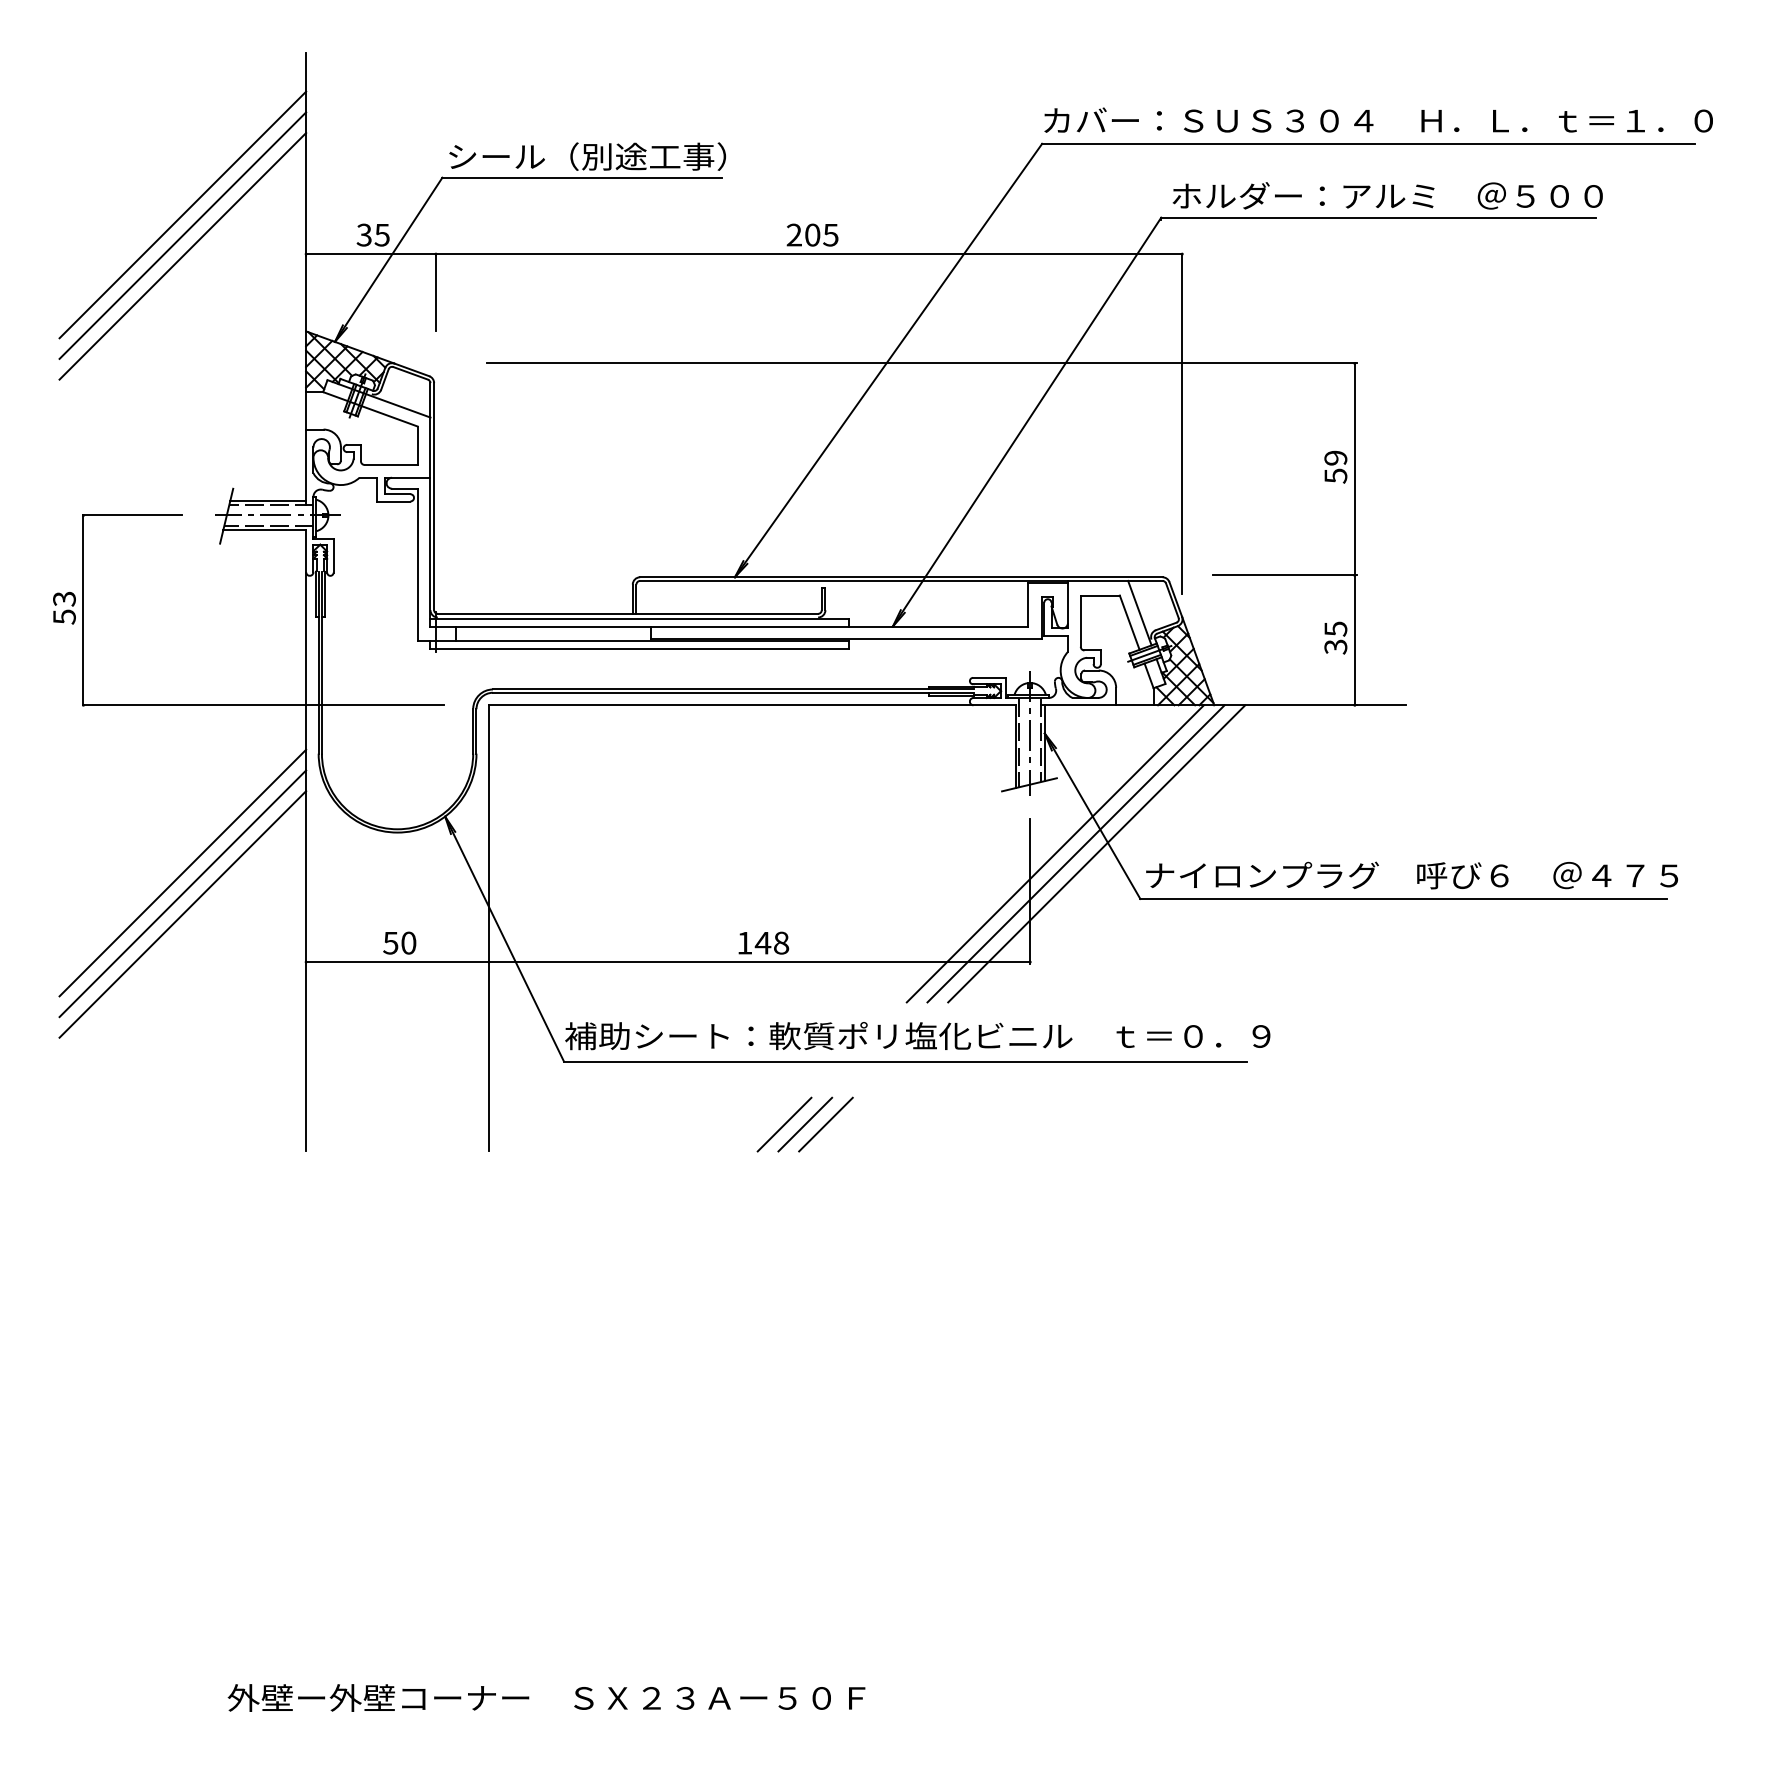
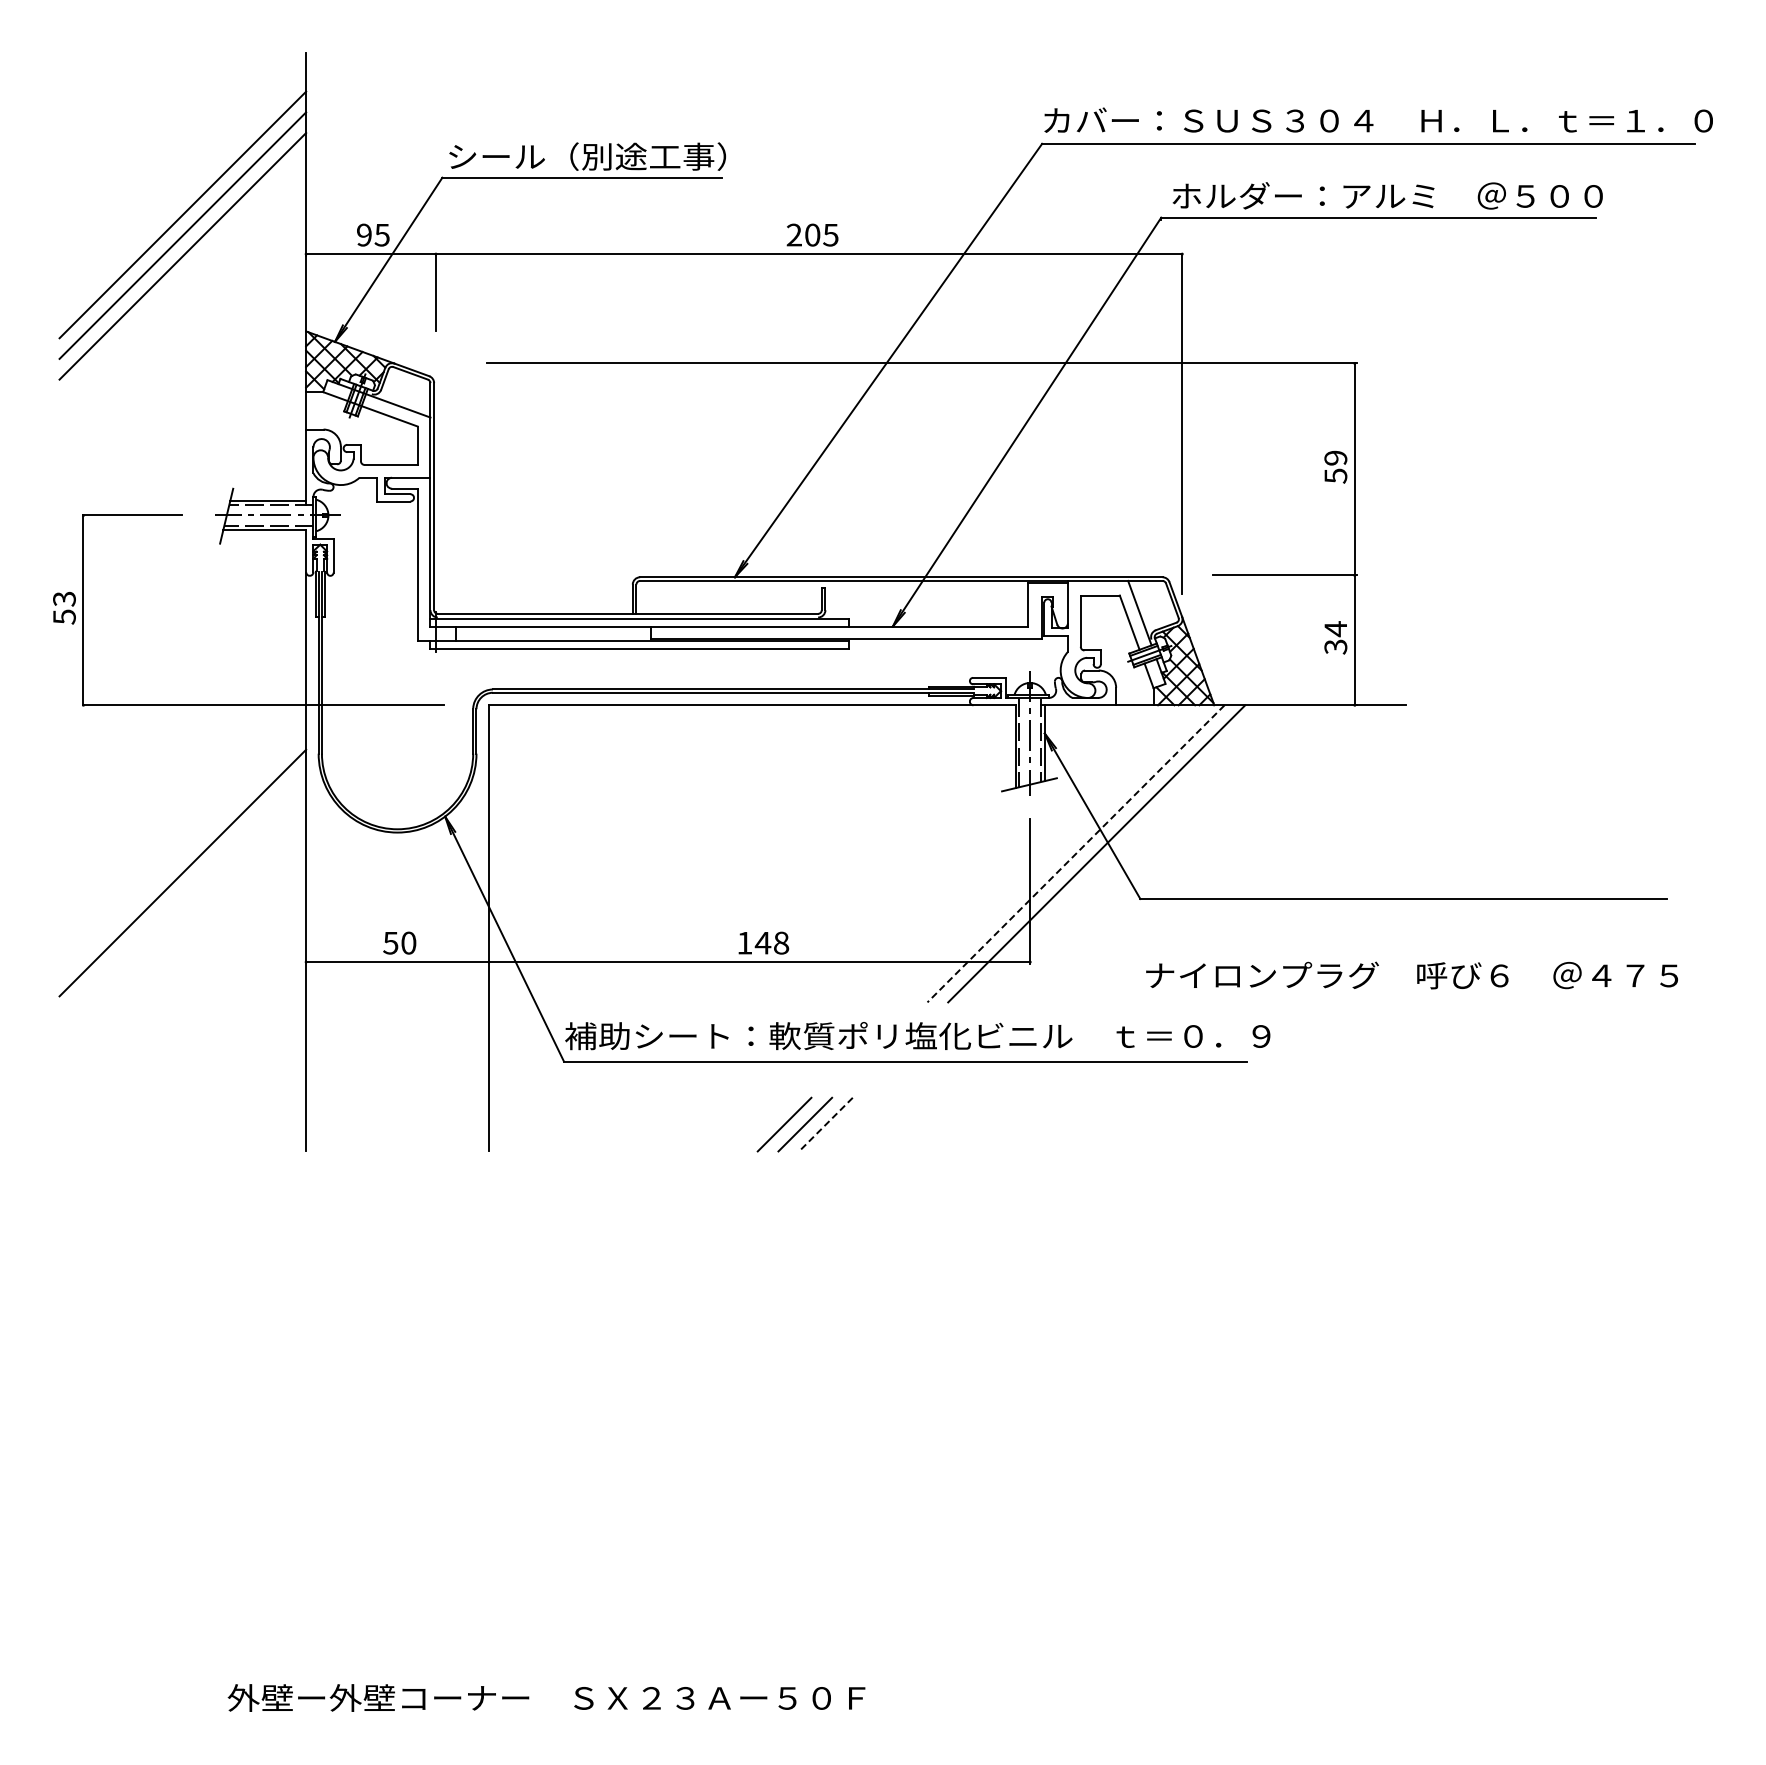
text: 35 -> 95 (363, 235)
text: 35 -> 34 (1335, 629)
line: present -> none (1054, 853)
line: solid -> dashed (1075, 854)
text position: (1411, 875) -> (1411, 975) (1411, 975)
line: present -> none (182, 893)
line: present -> none (182, 914)
line: solid -> dashed (825, 1124)
